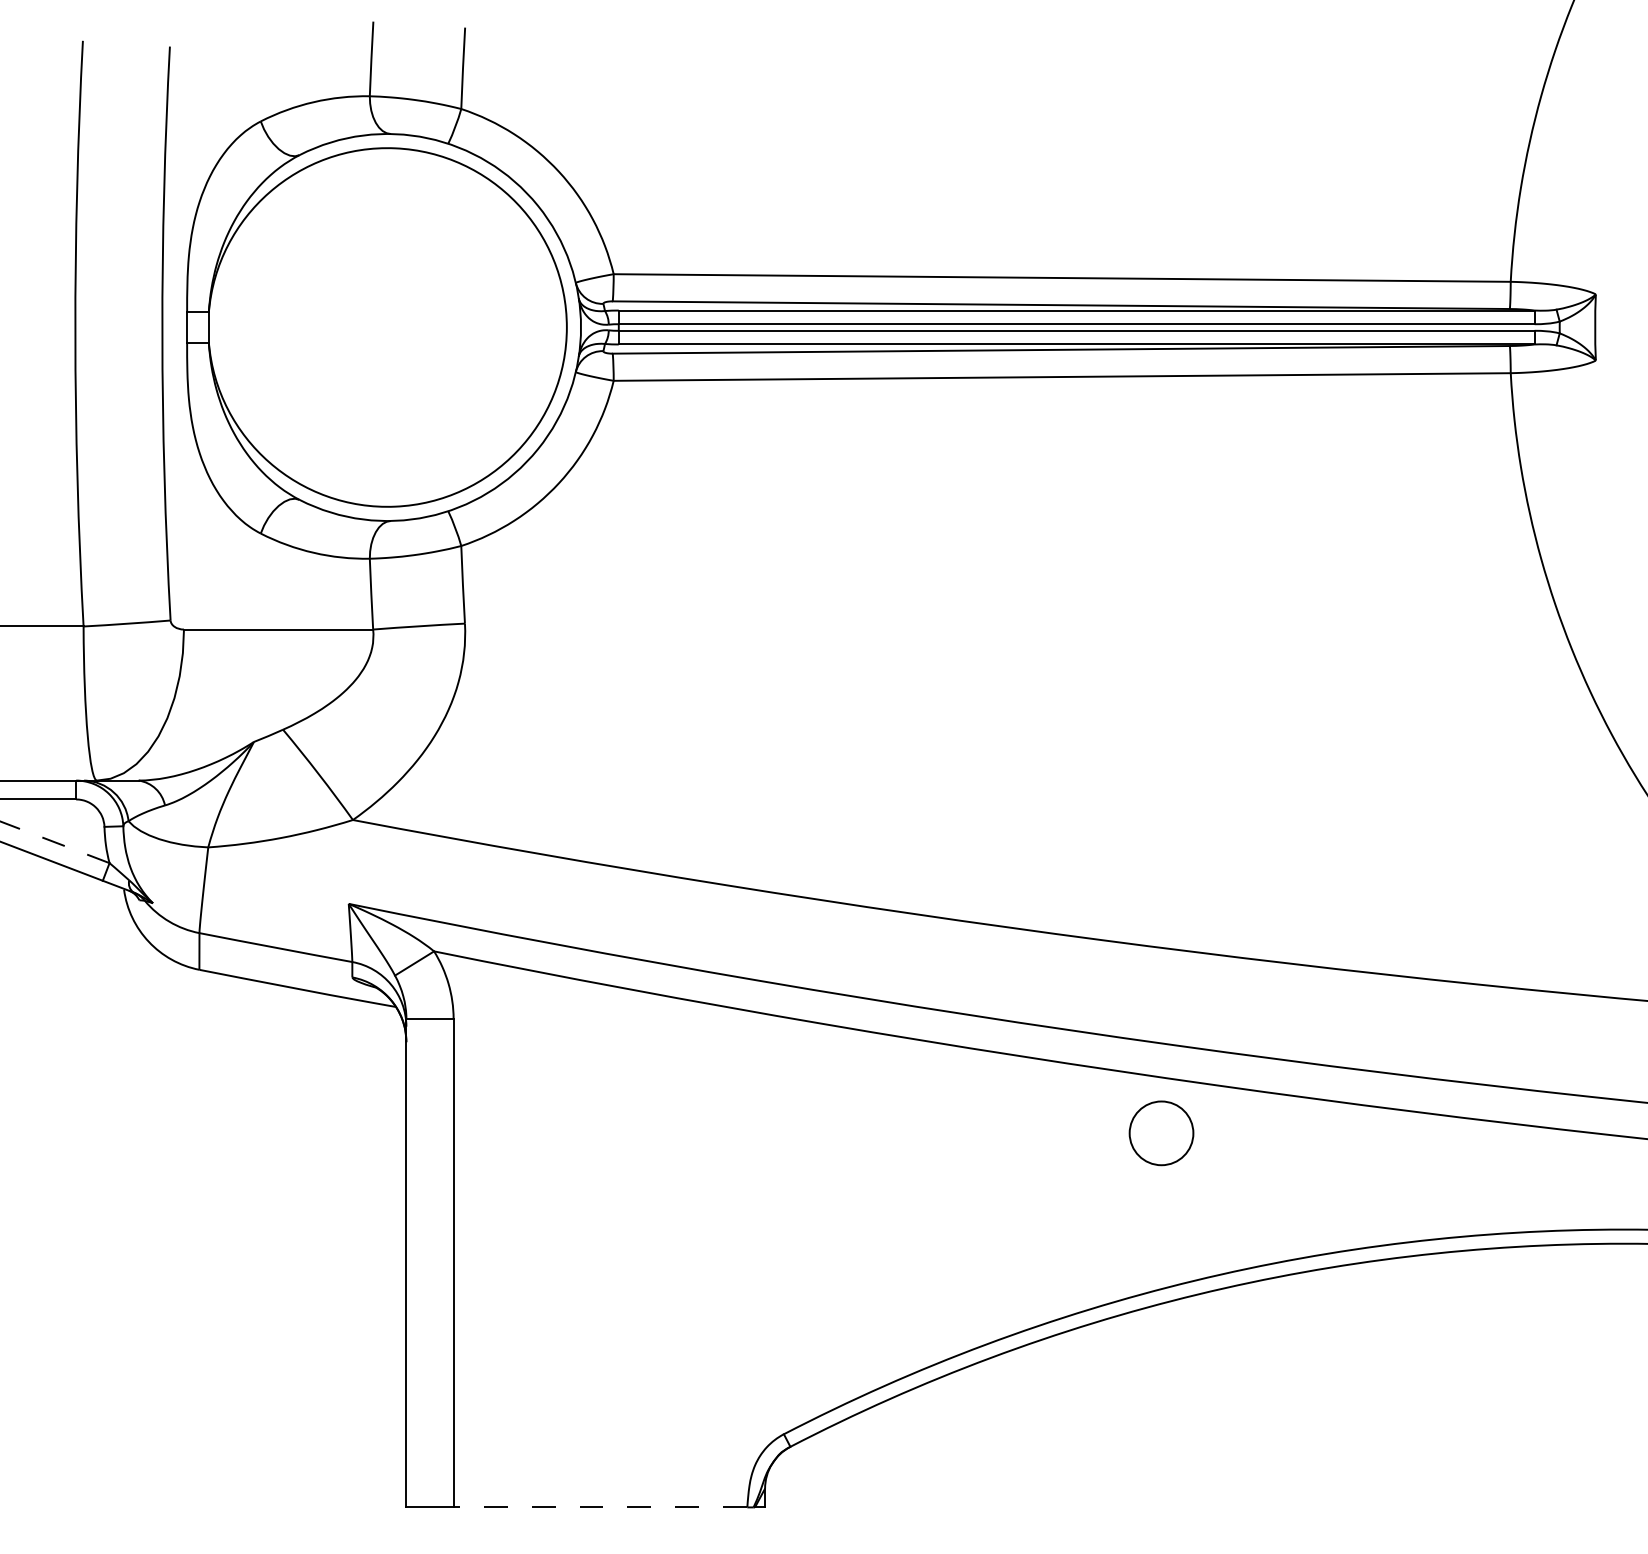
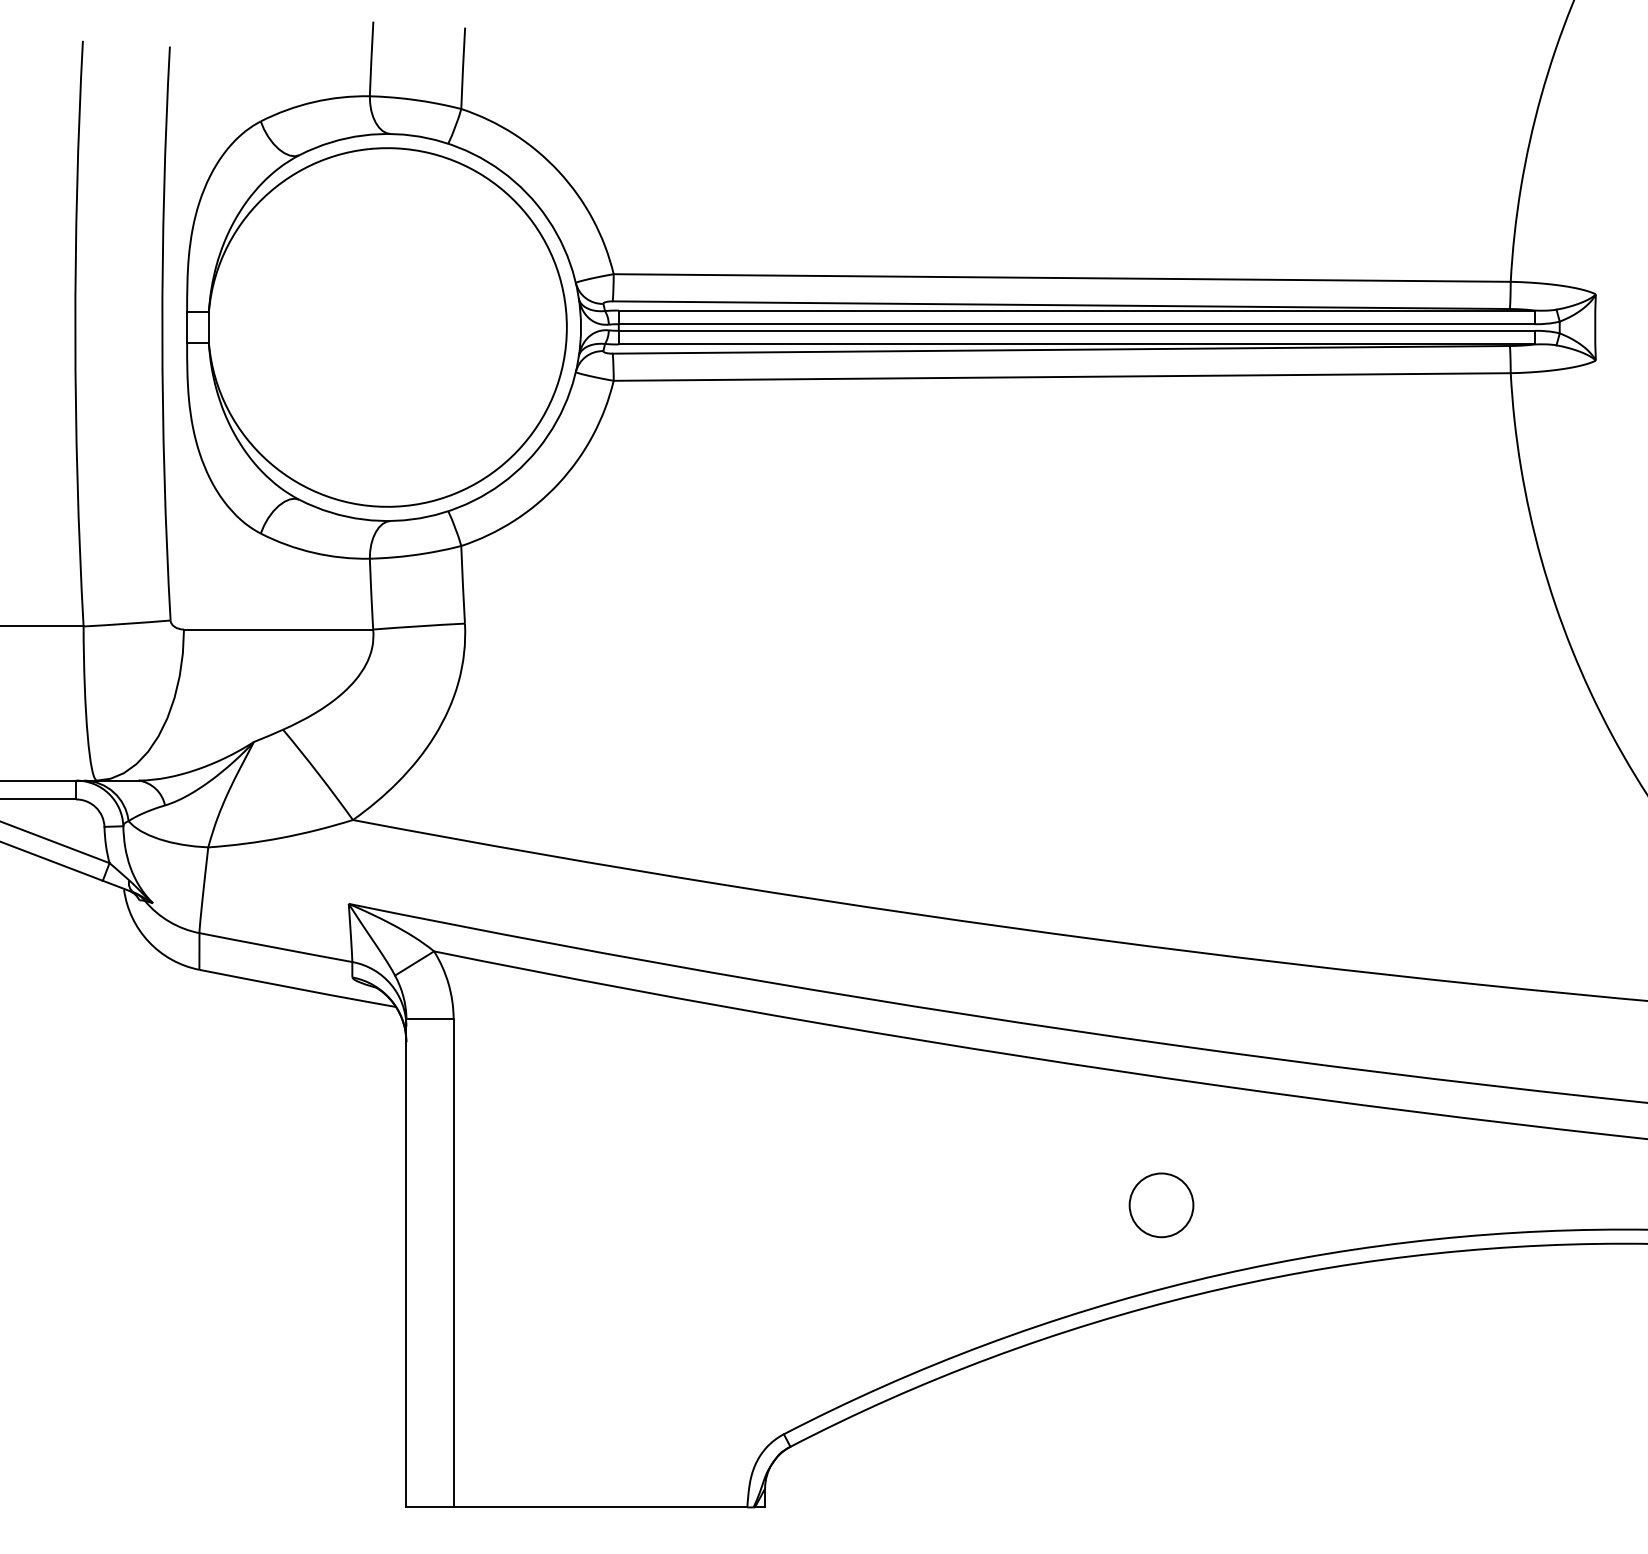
line: dashed -> solid (54, 842)
circle position: (1161, 1133) -> (1161, 1205) (1161, 1205)
line: dashed -> solid (600, 1507)
